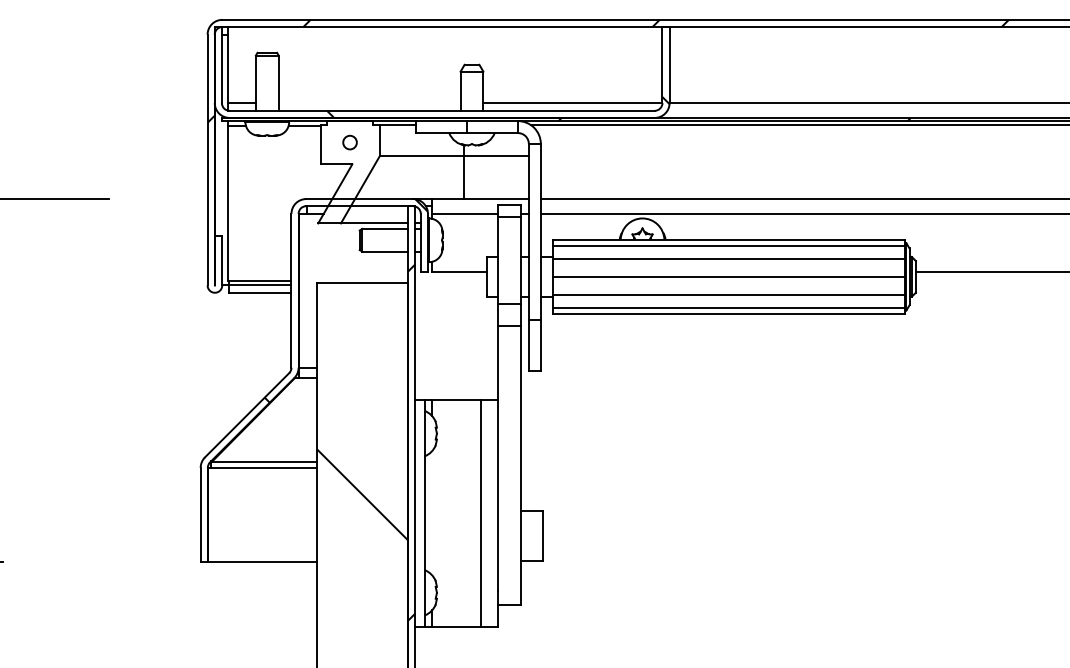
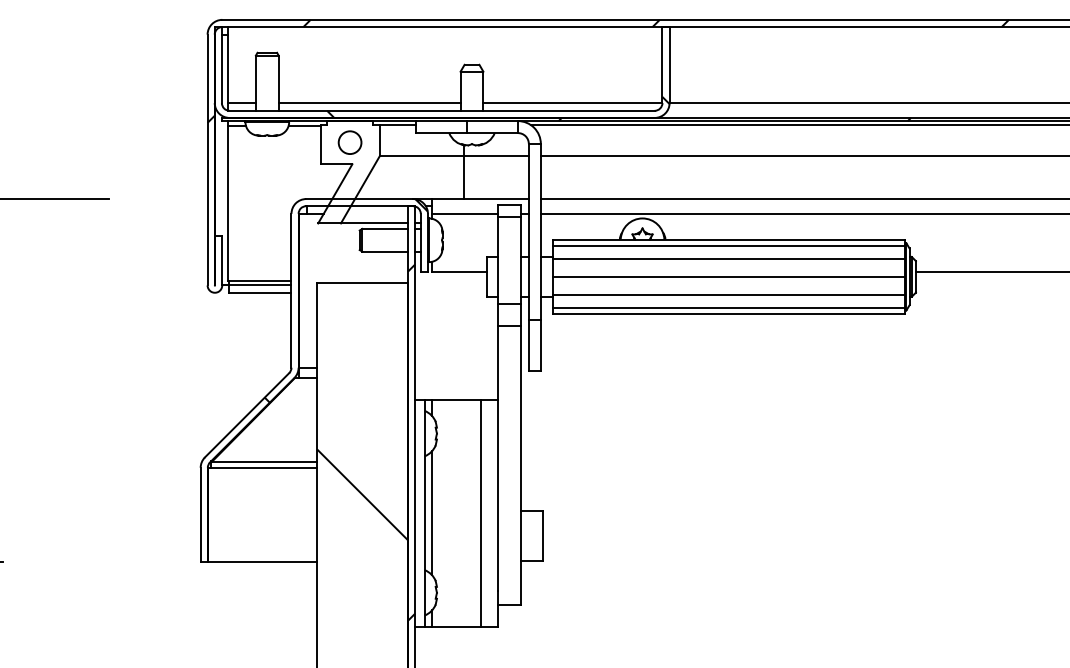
line: none -> present (369, 103)
circle size: 16x17 px -> 26x25 px (349, 142)
line: none -> present (803, 156)
line: none -> present (432, 513)
